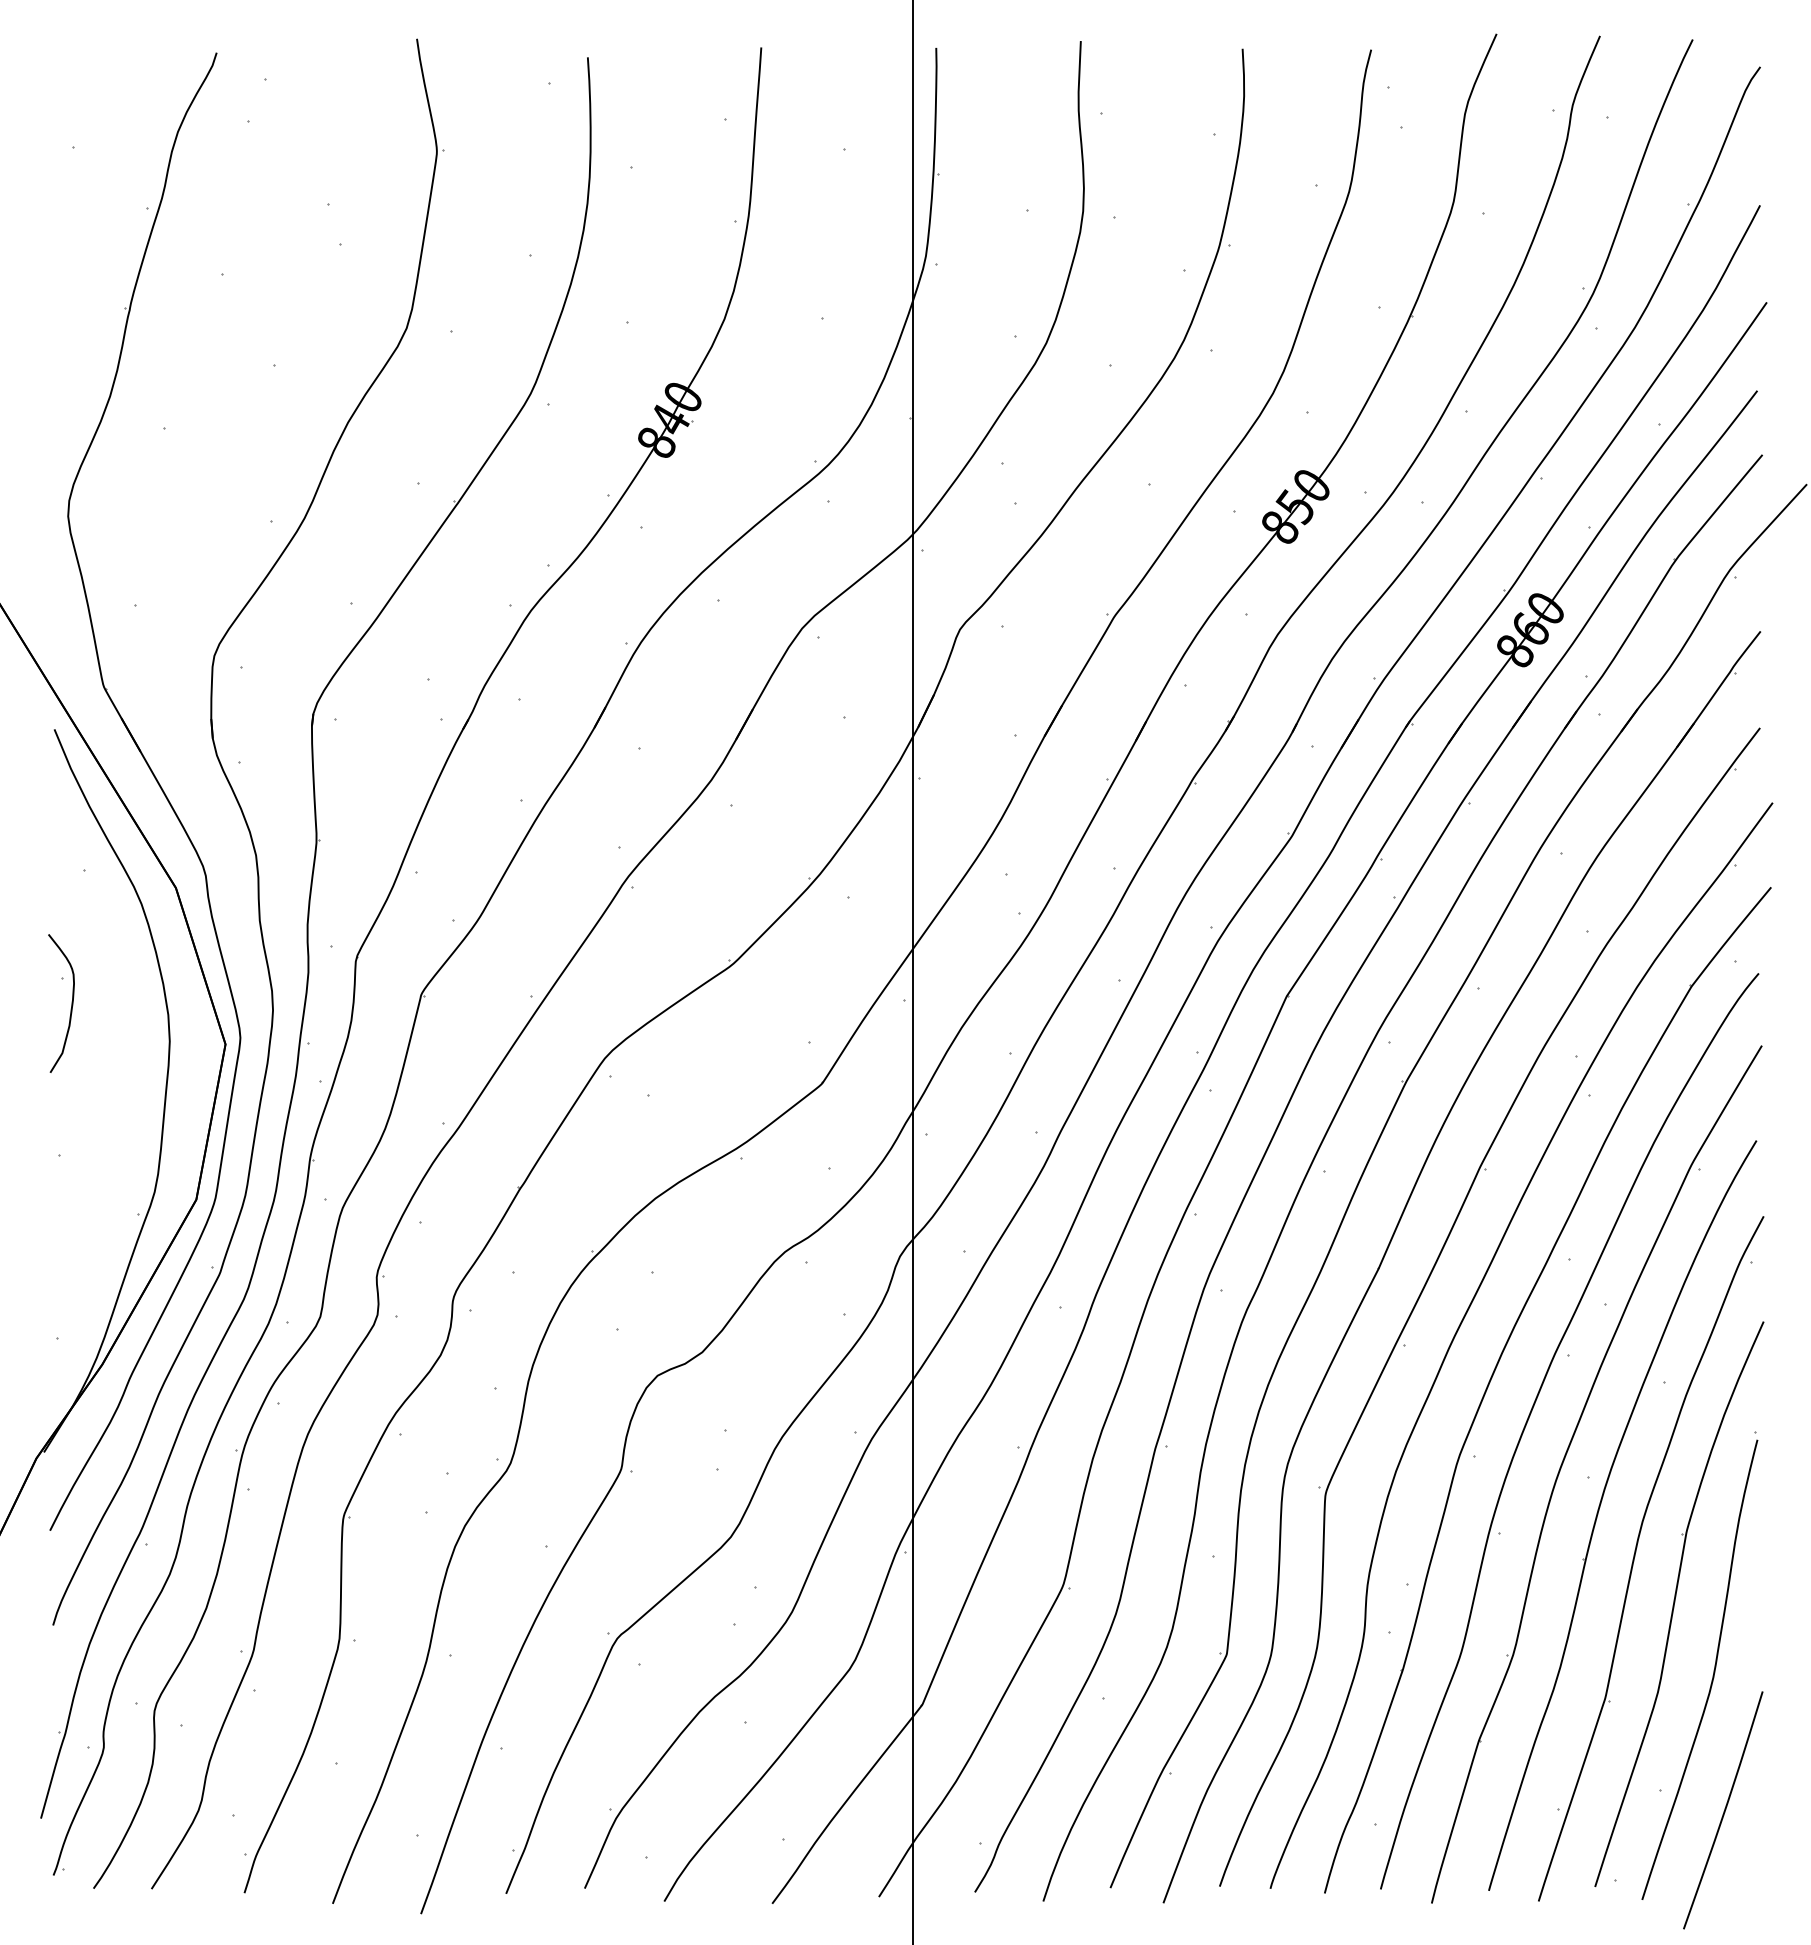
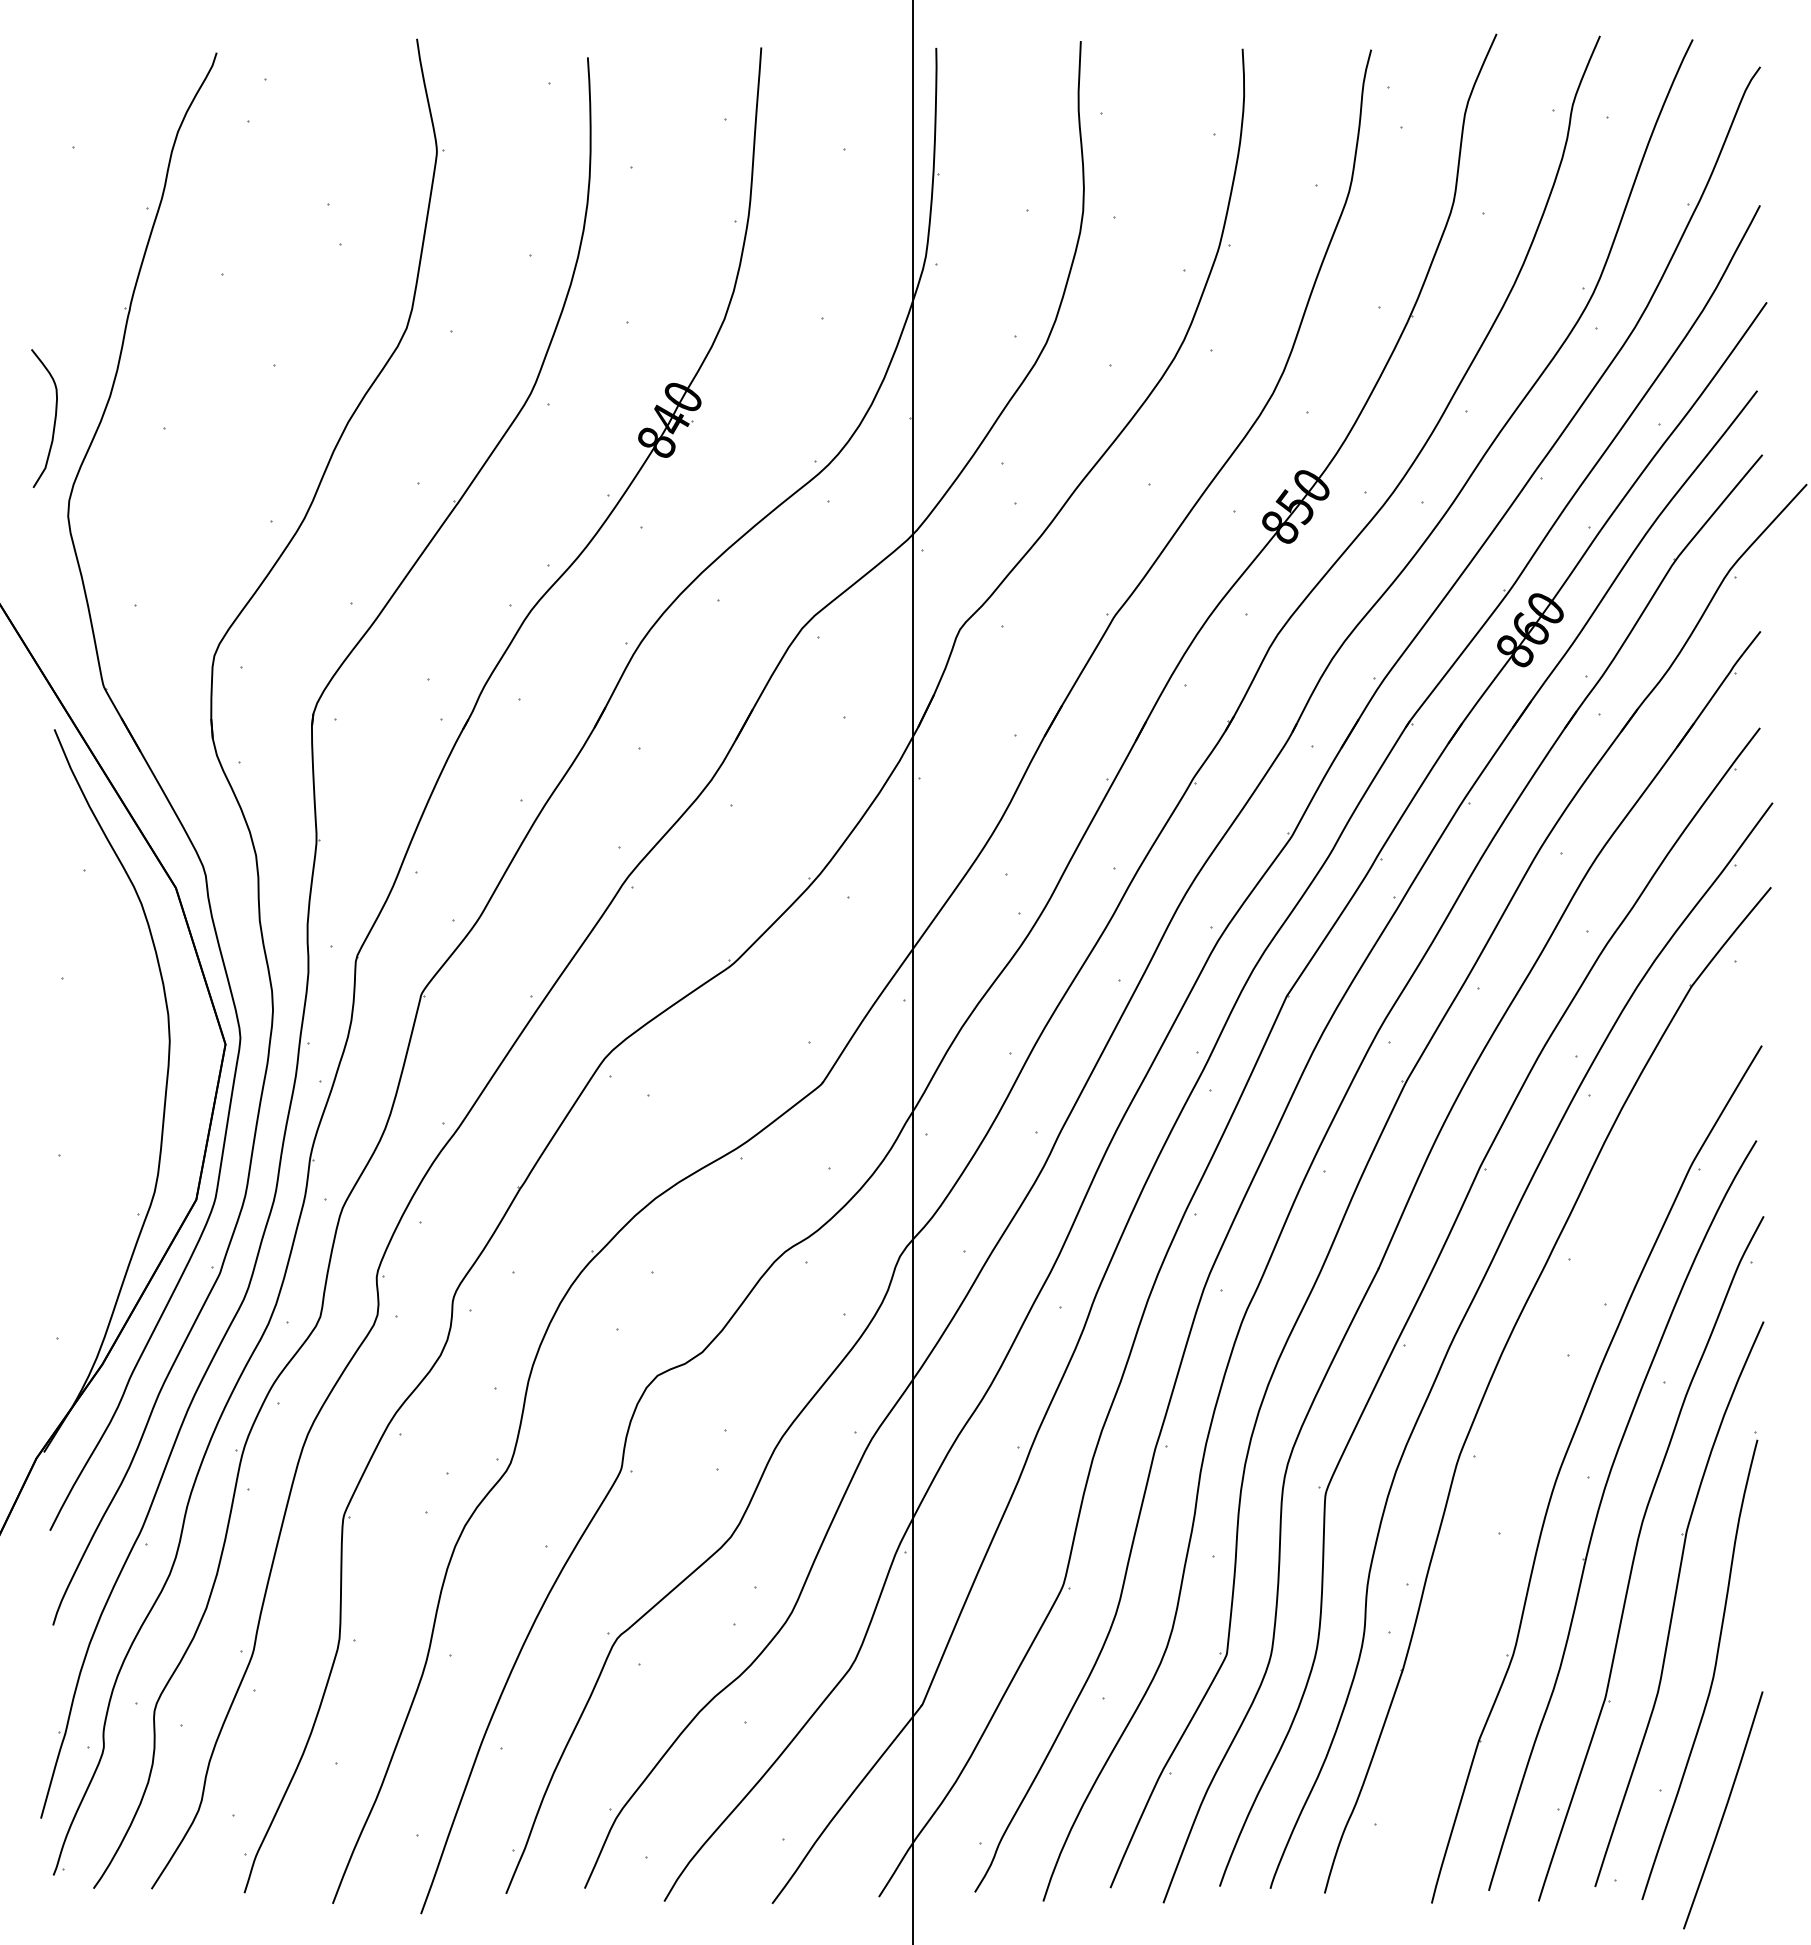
curve position: (71, 1003) -> (54, 418) (54, 418)
curve: present -> none (1530, 1416)
